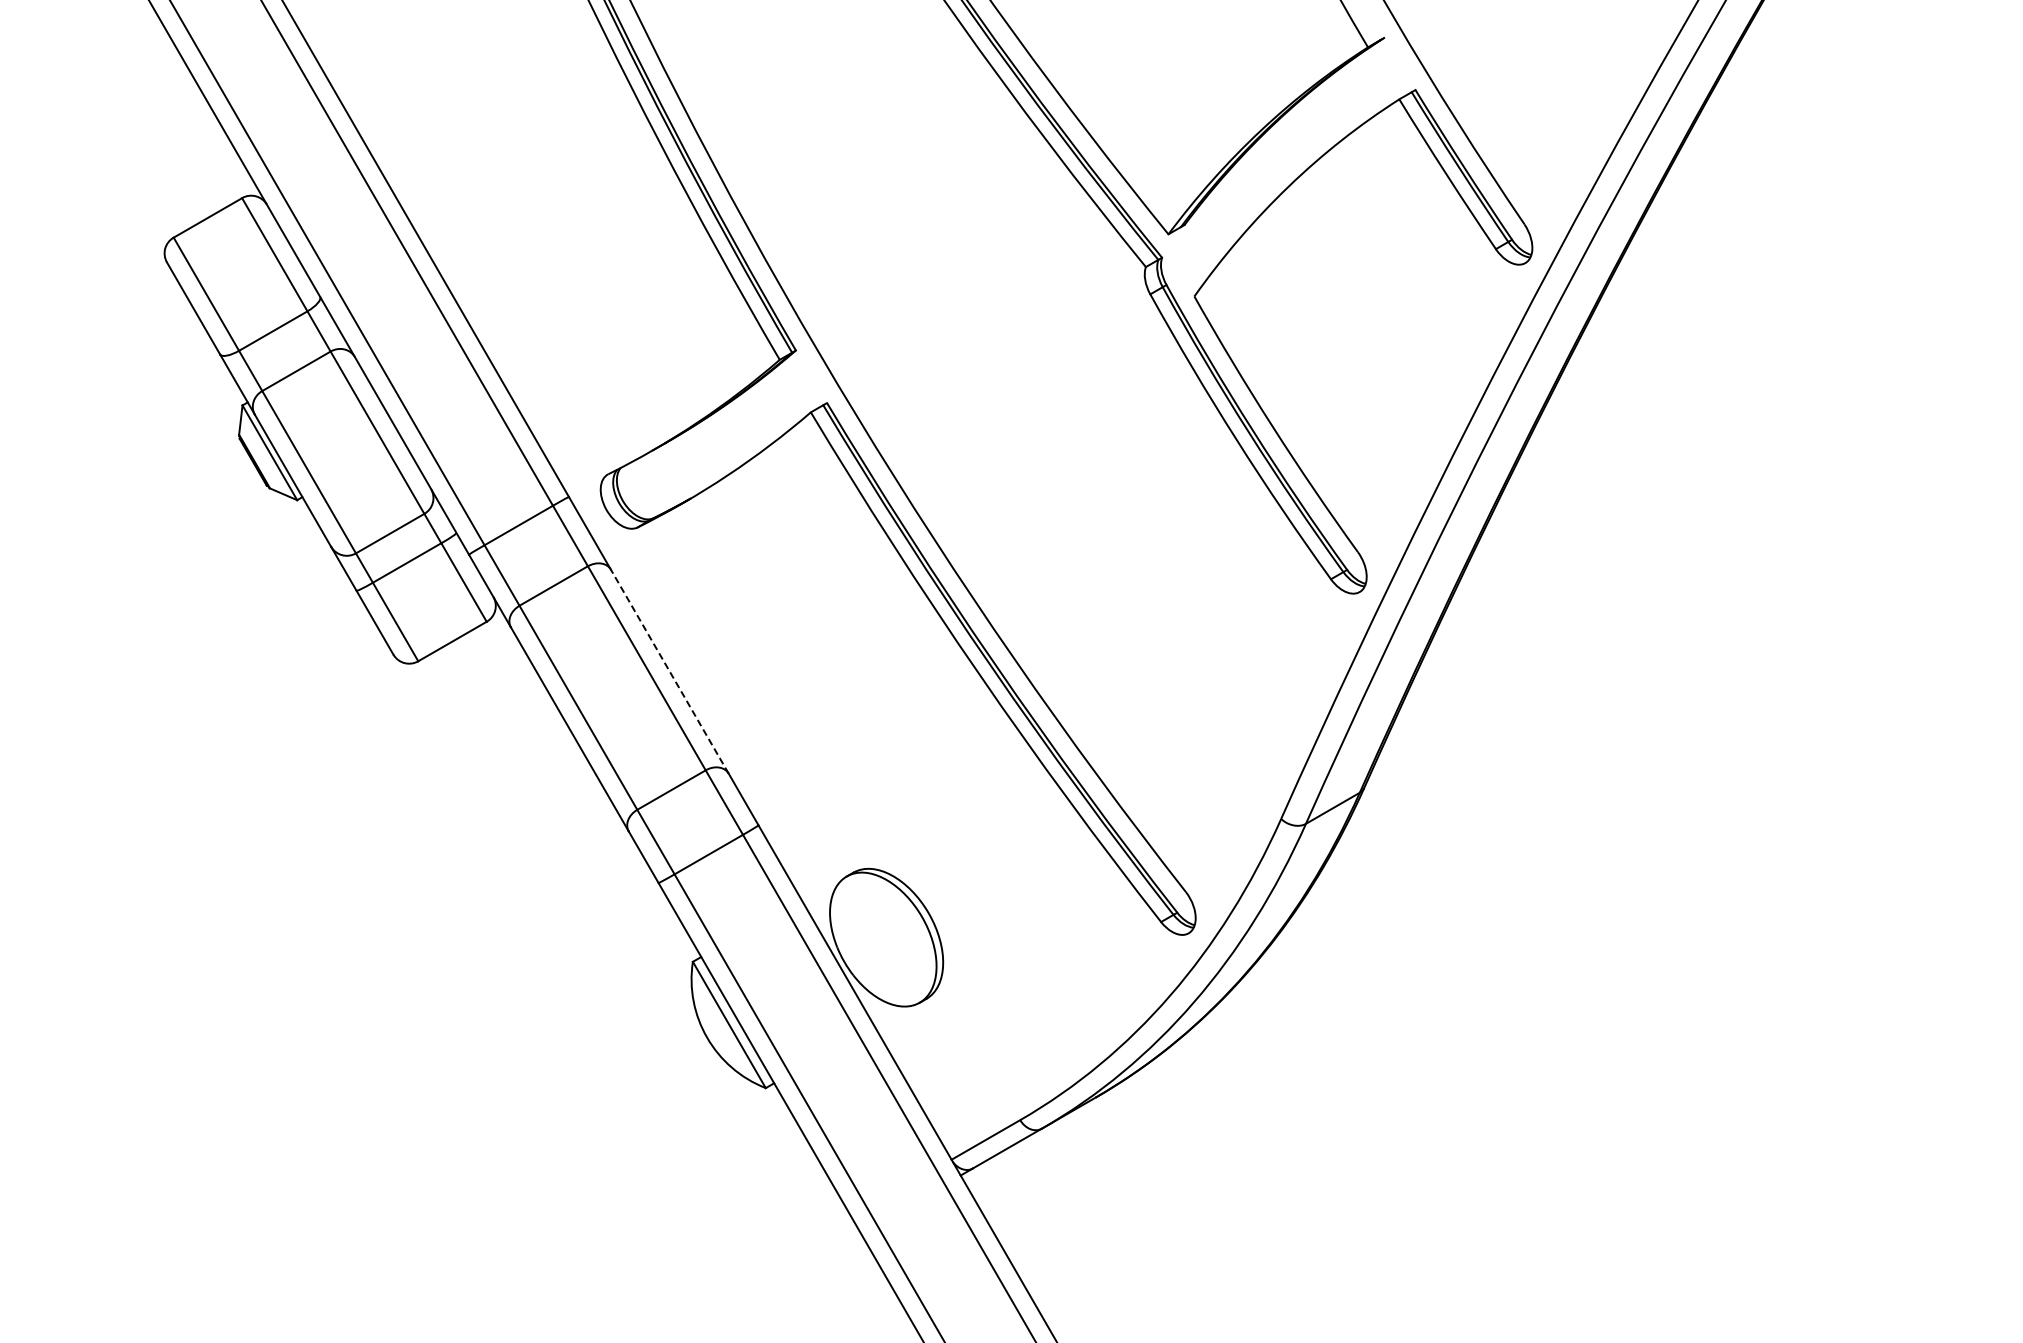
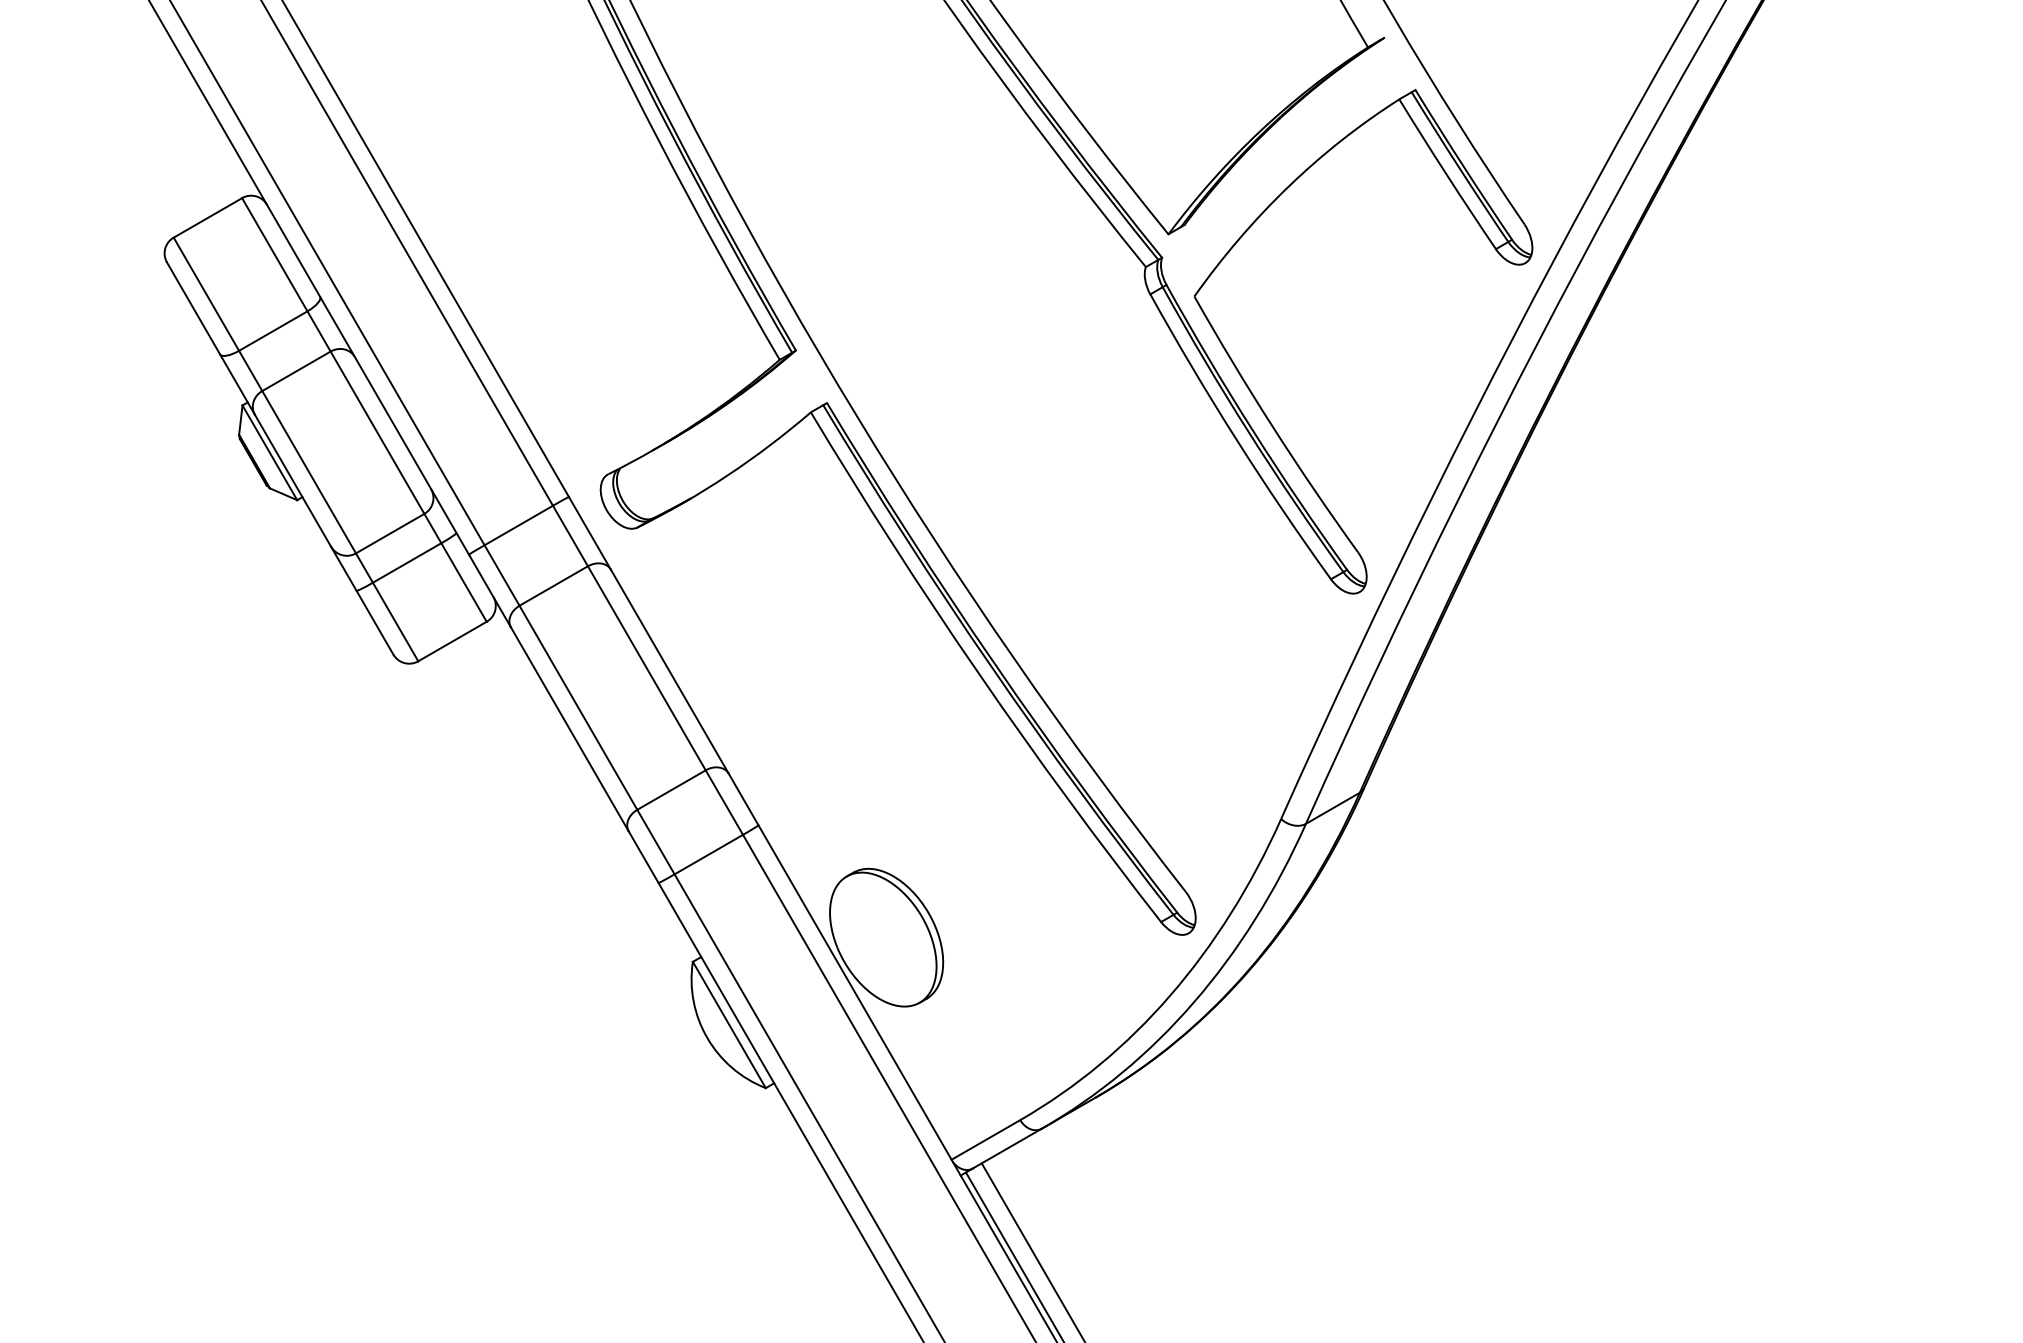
line: dashed -> solid (669, 671)
line: none -> present (1032, 1251)
line: none -> present (1013, 1255)
